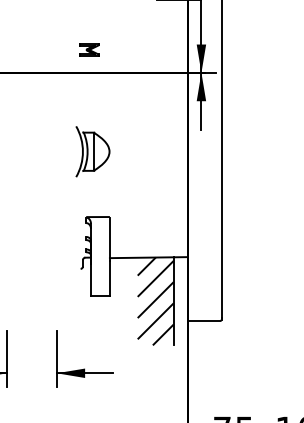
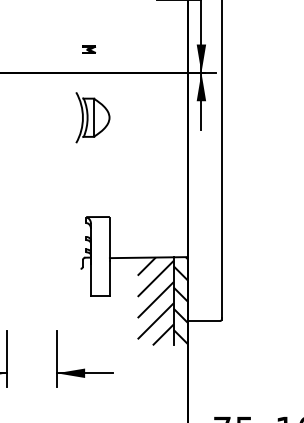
part size: 21x14 px -> 14x9 px (88, 49)
part position: (92, 151) -> (92, 117) (92, 117)
hatch: none -> present (180, 300)
